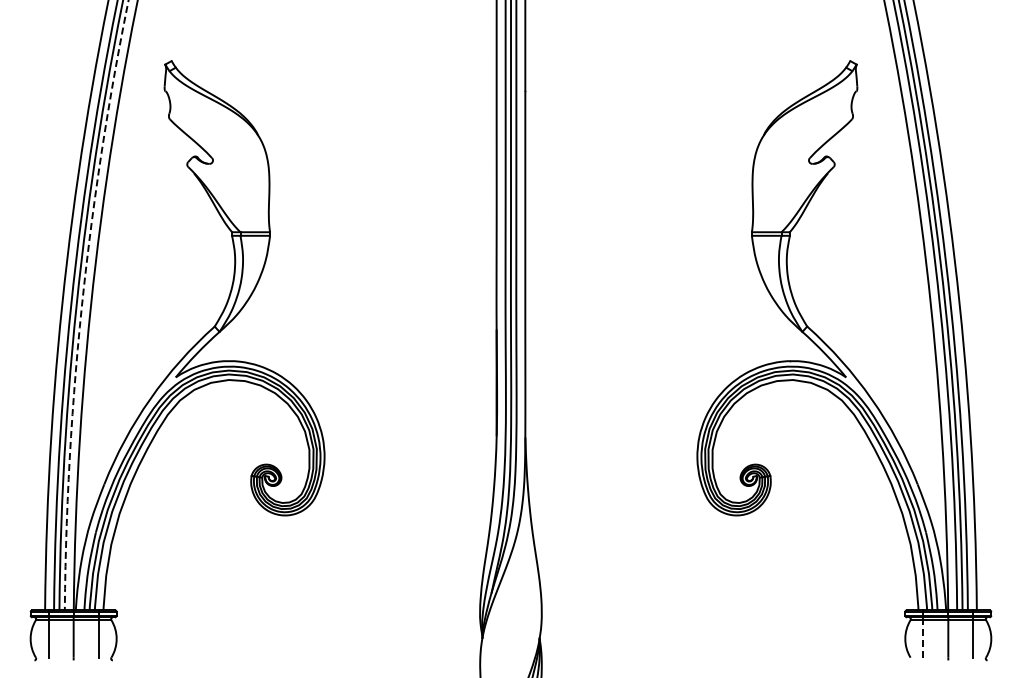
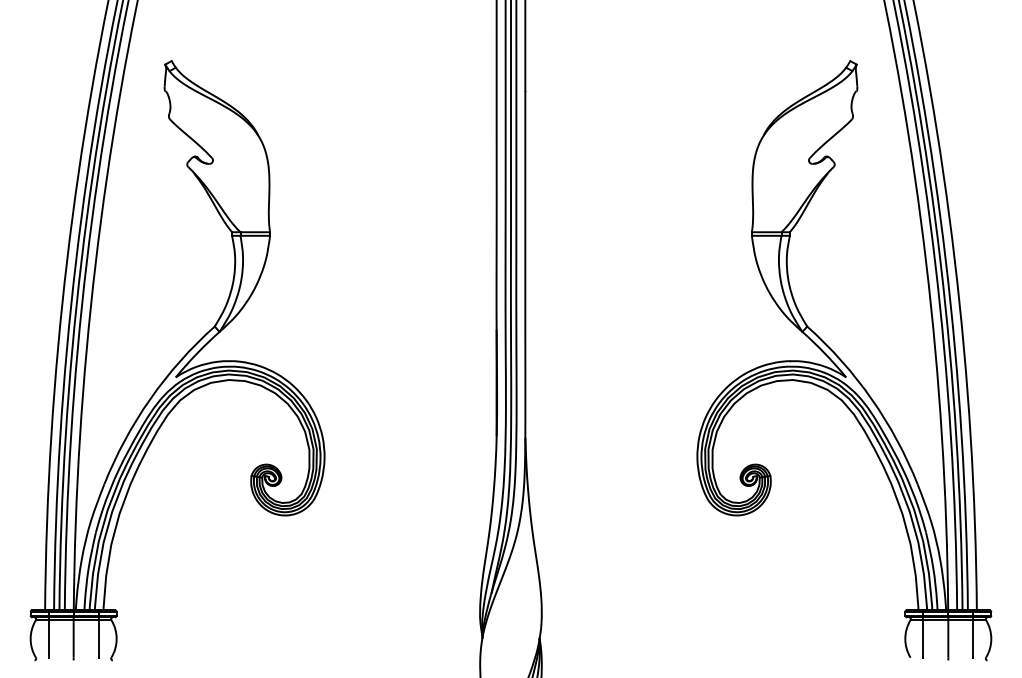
arc: dashed -> solid (82, 304)
line: dashed -> solid (923, 638)
